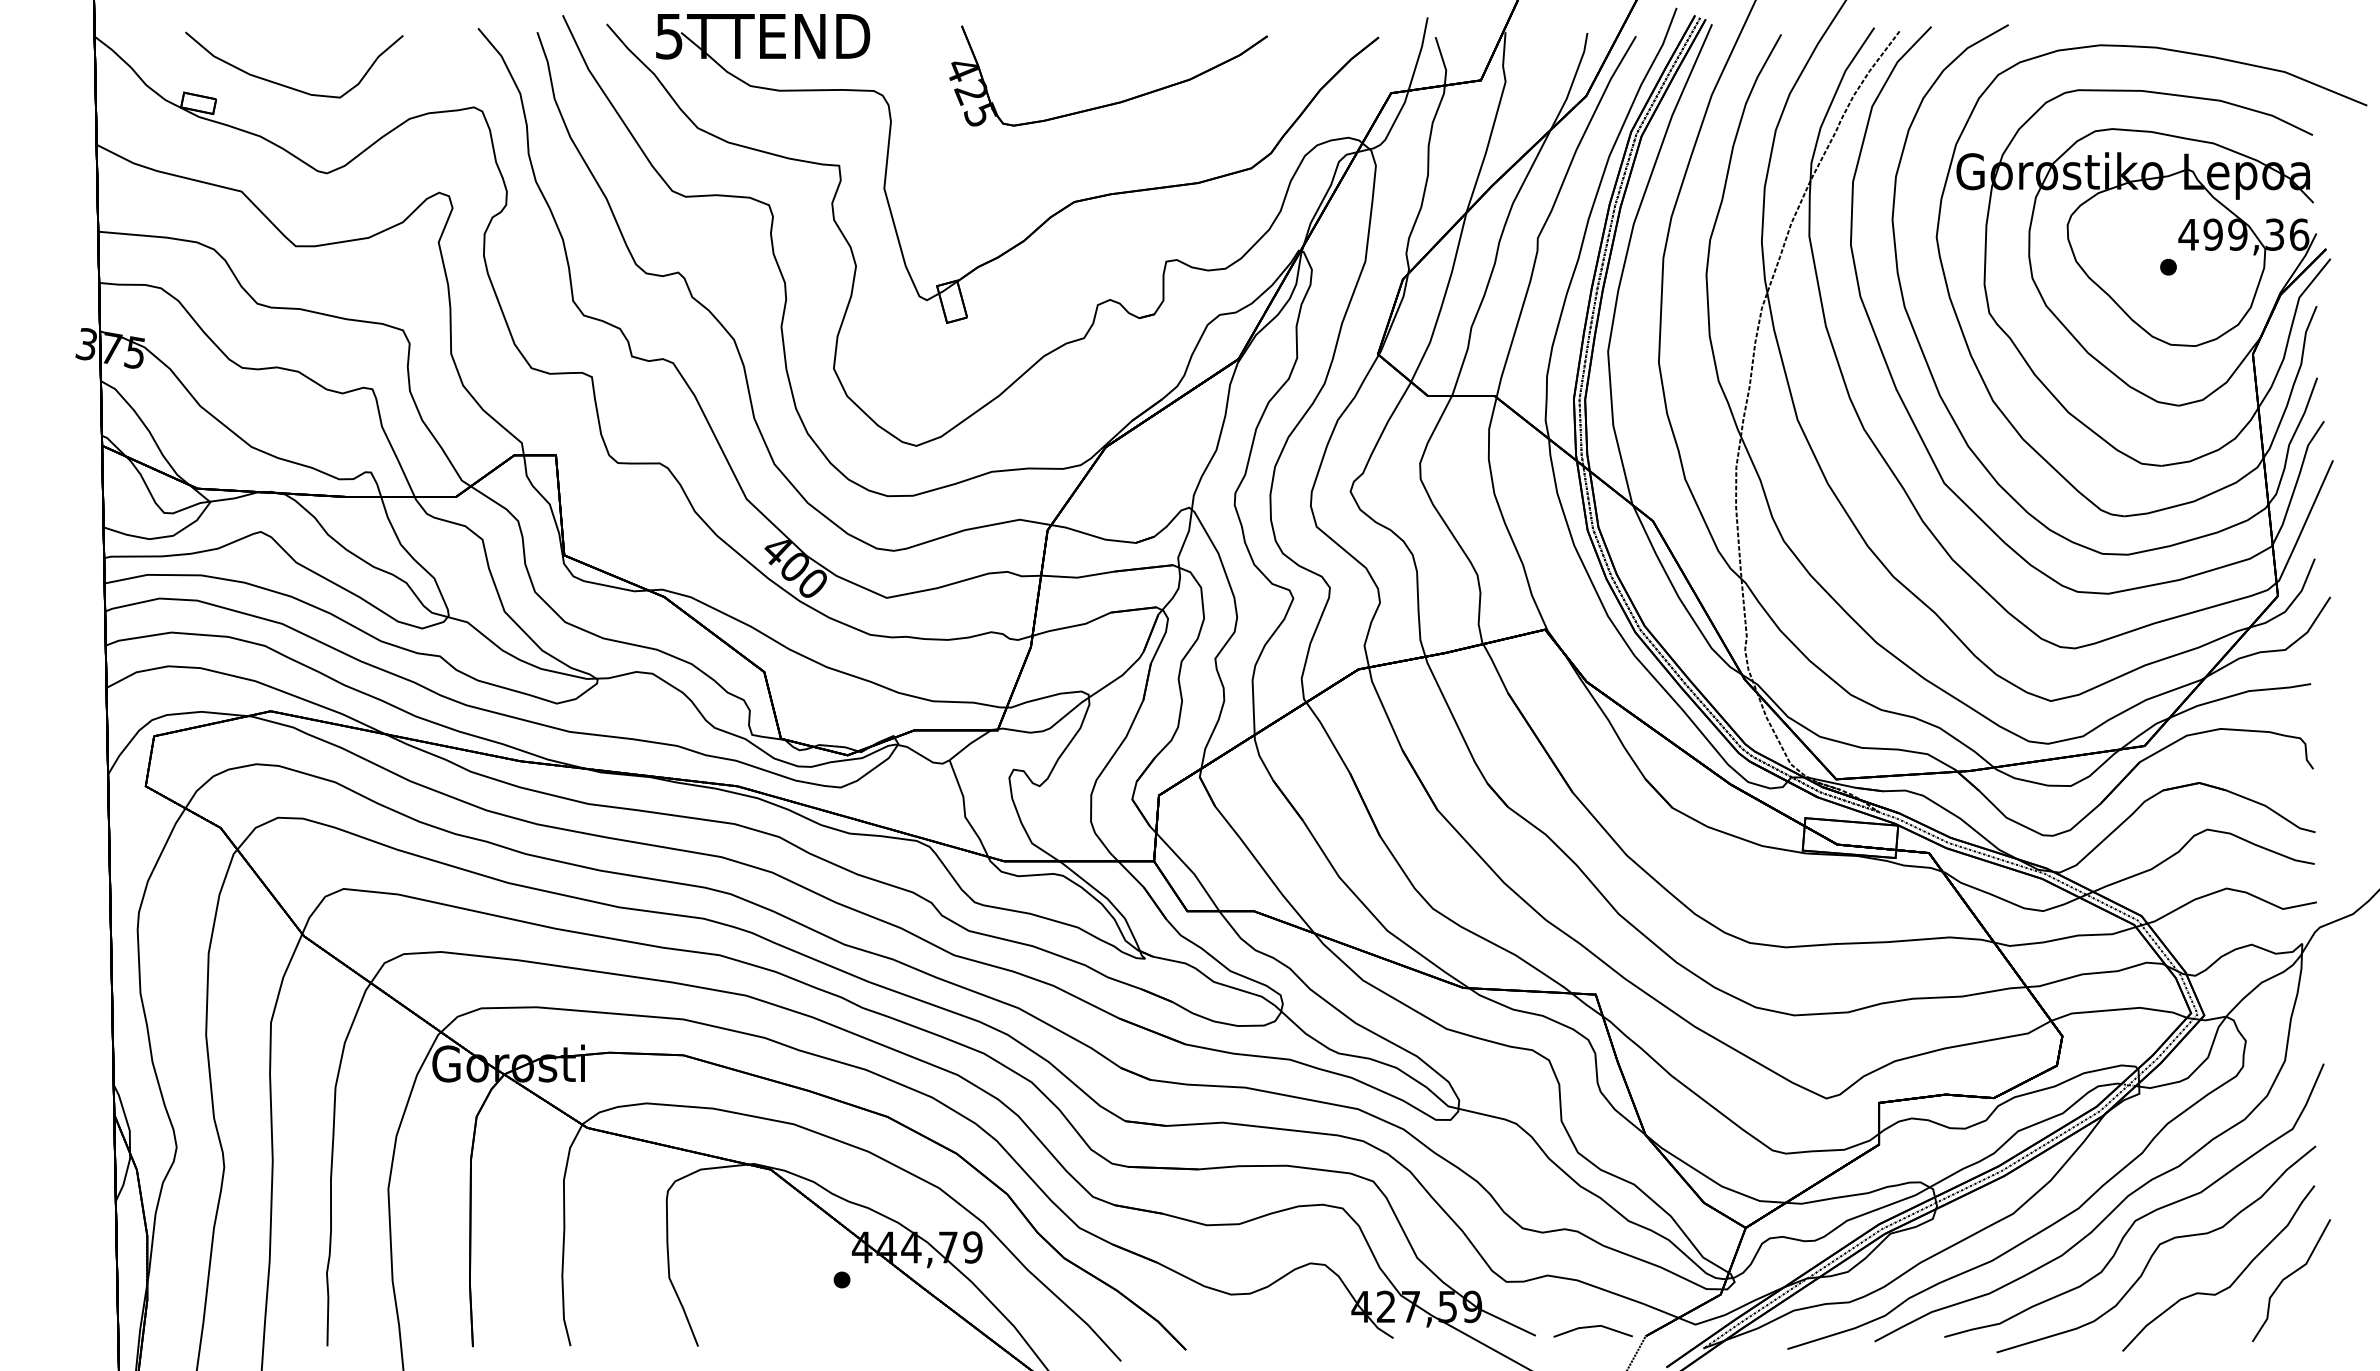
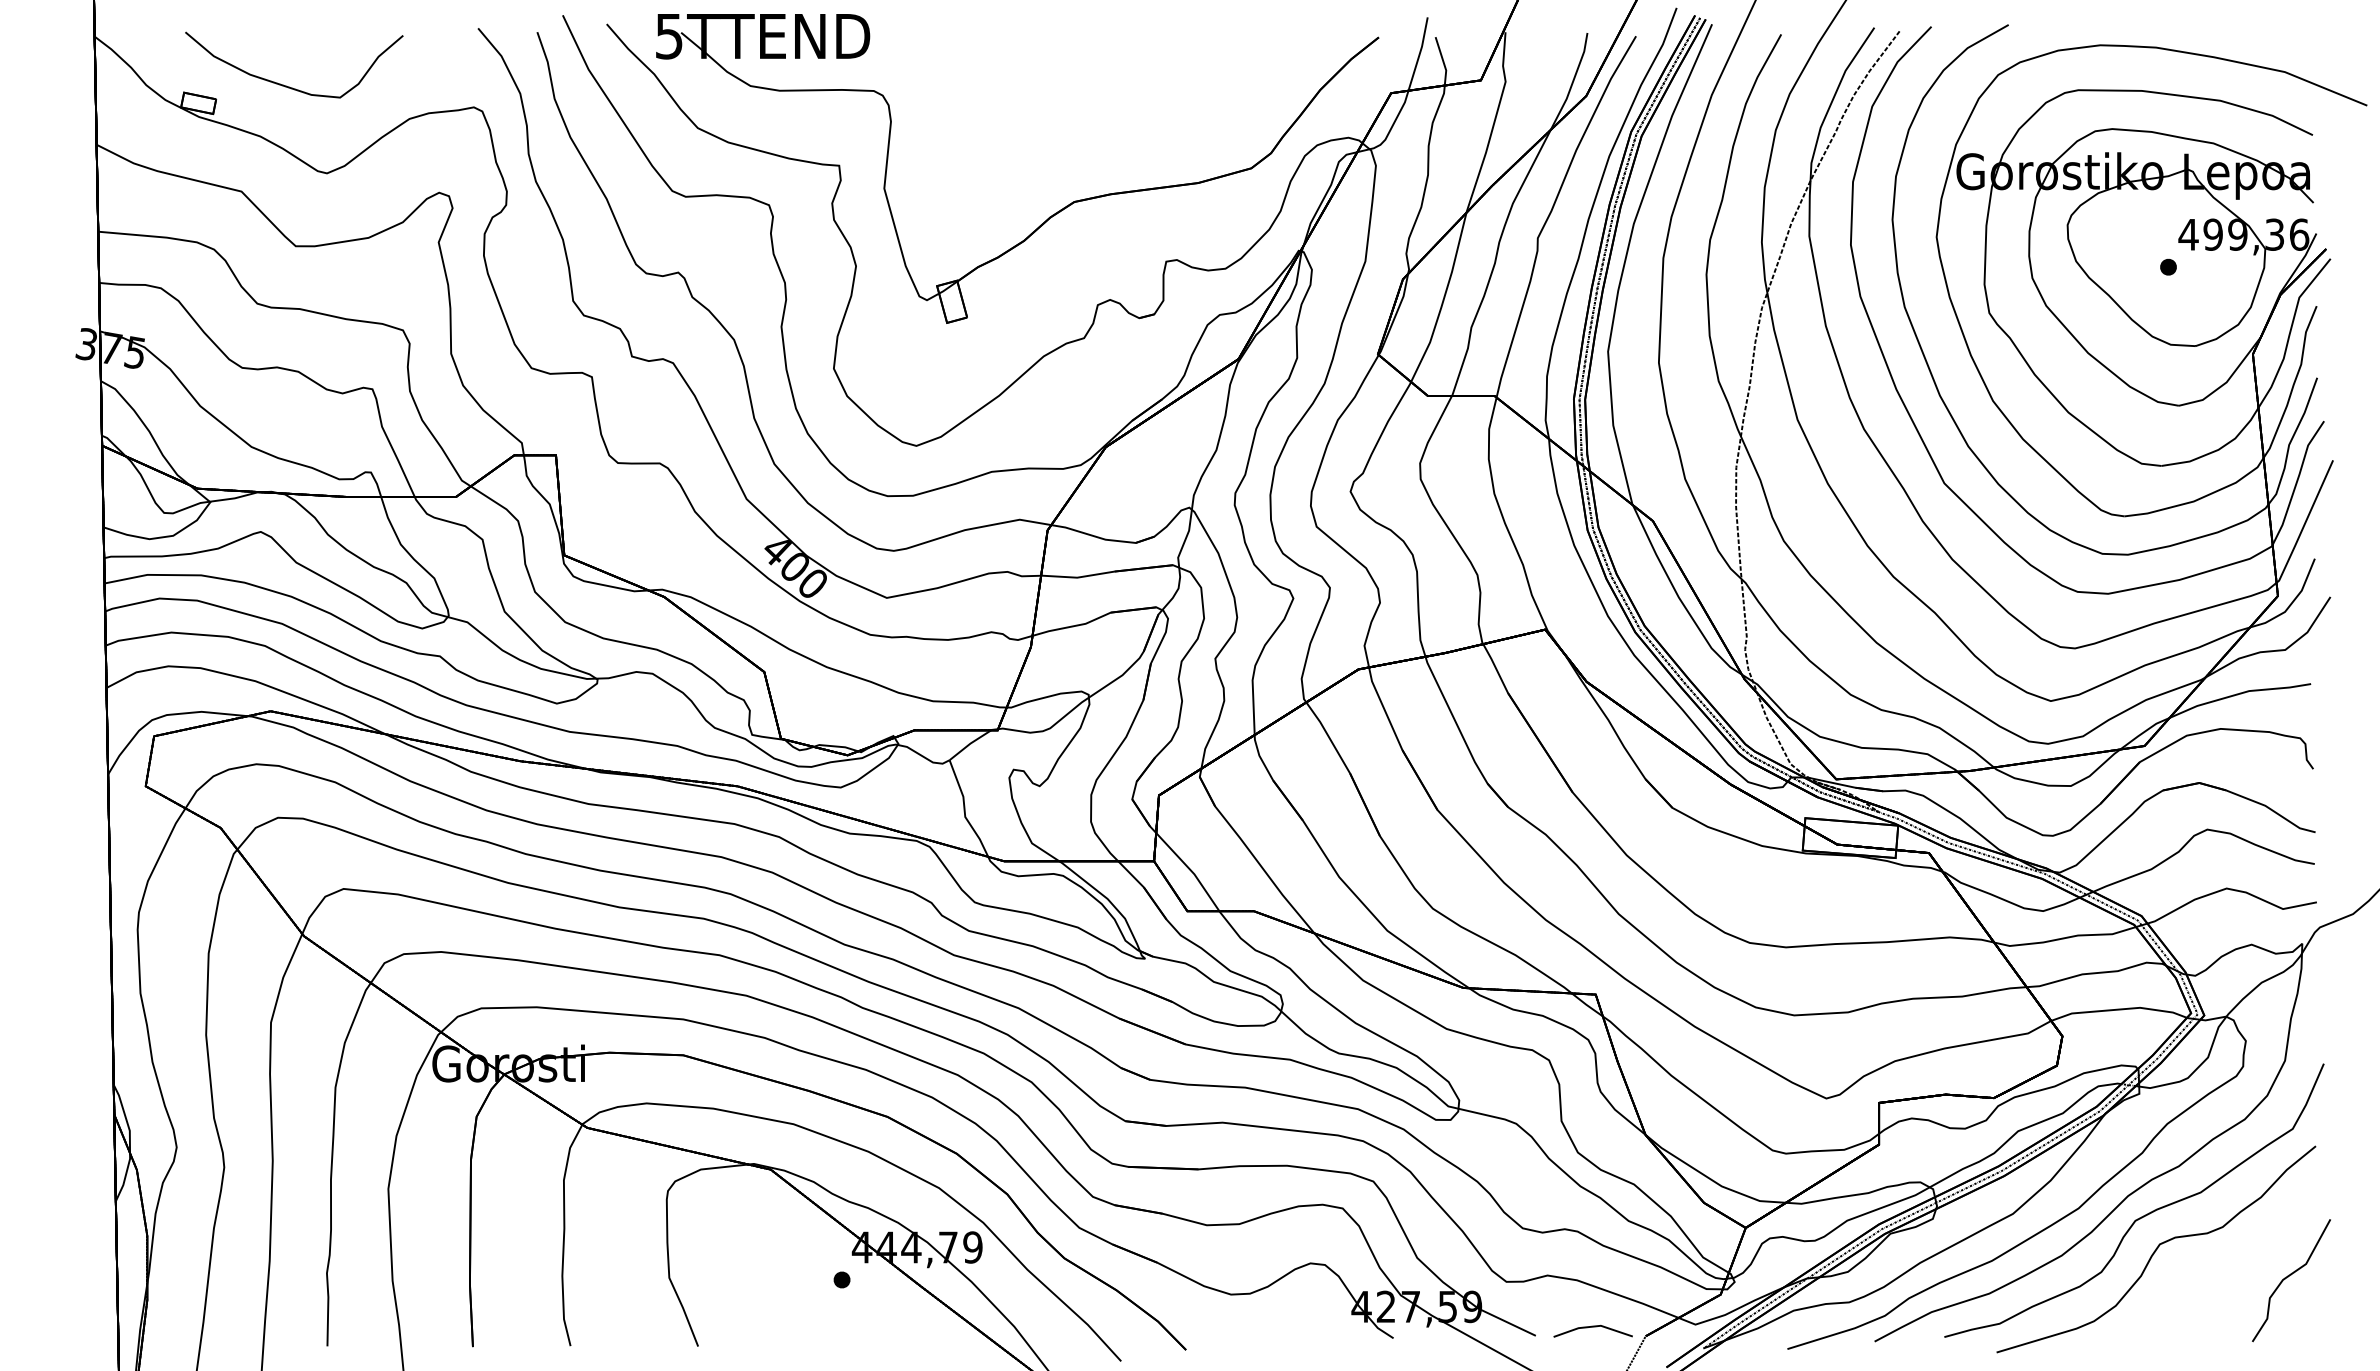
part: present -> none (1114, 102)
curve: present -> none (2235, 1278)
